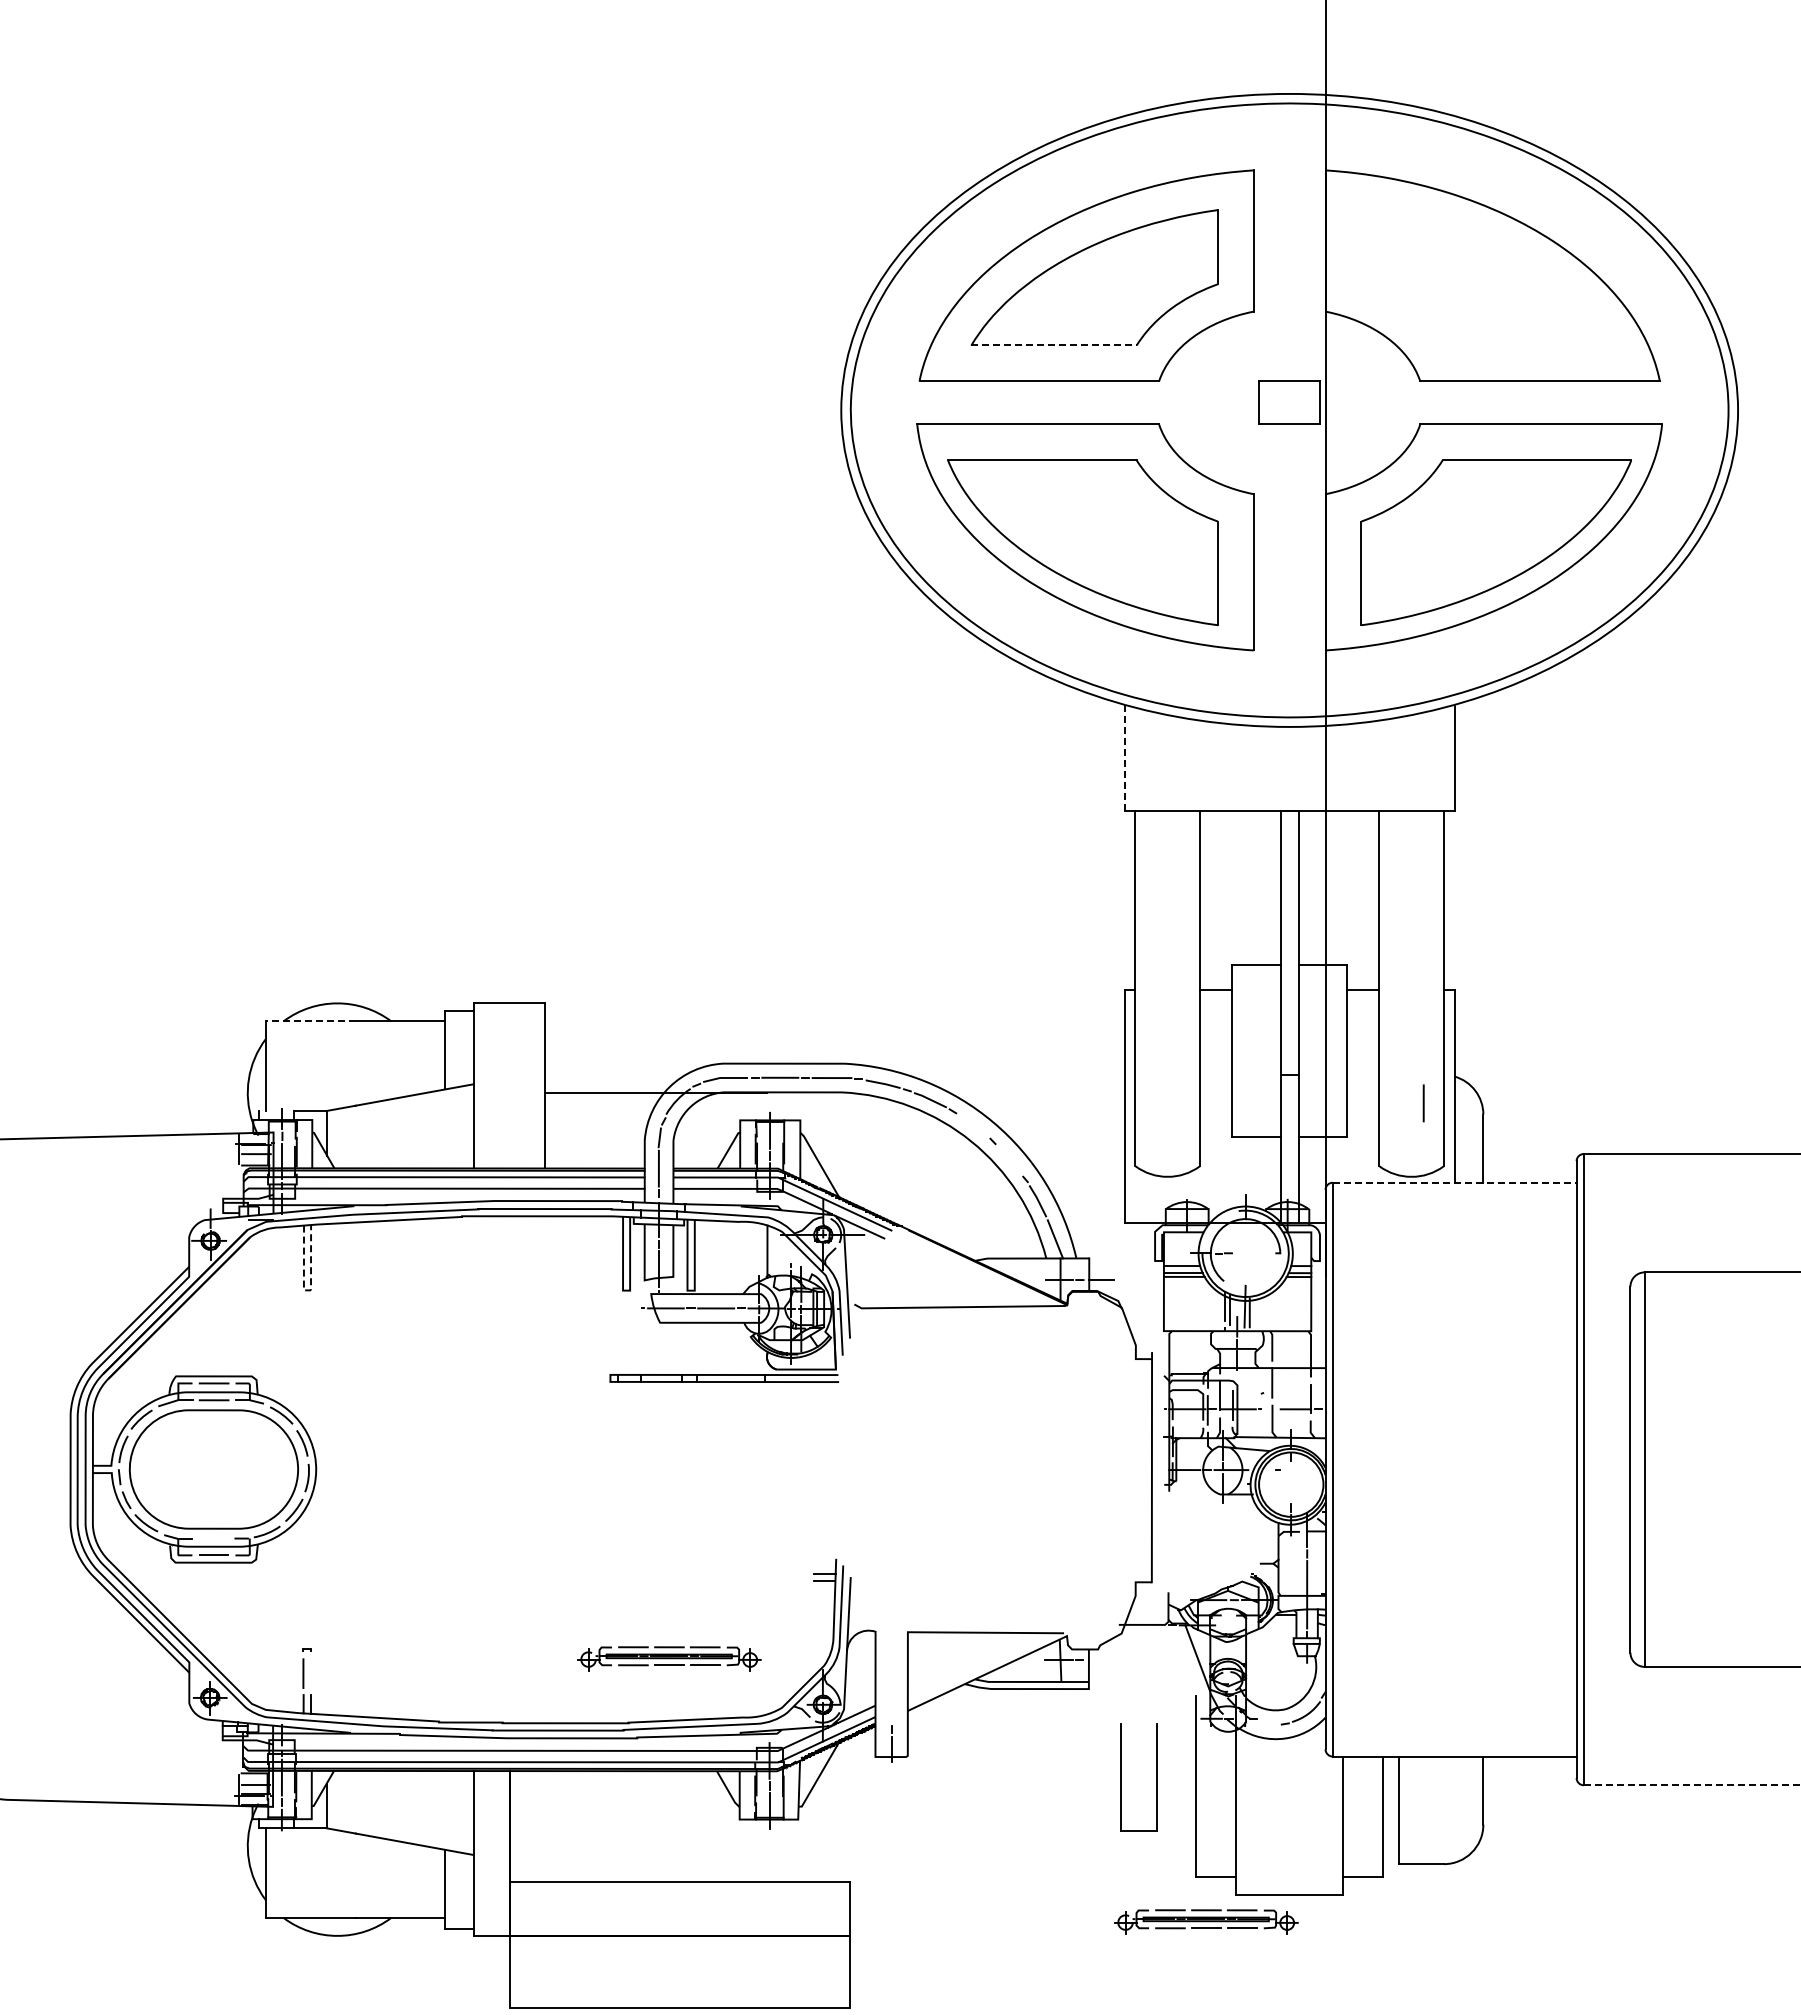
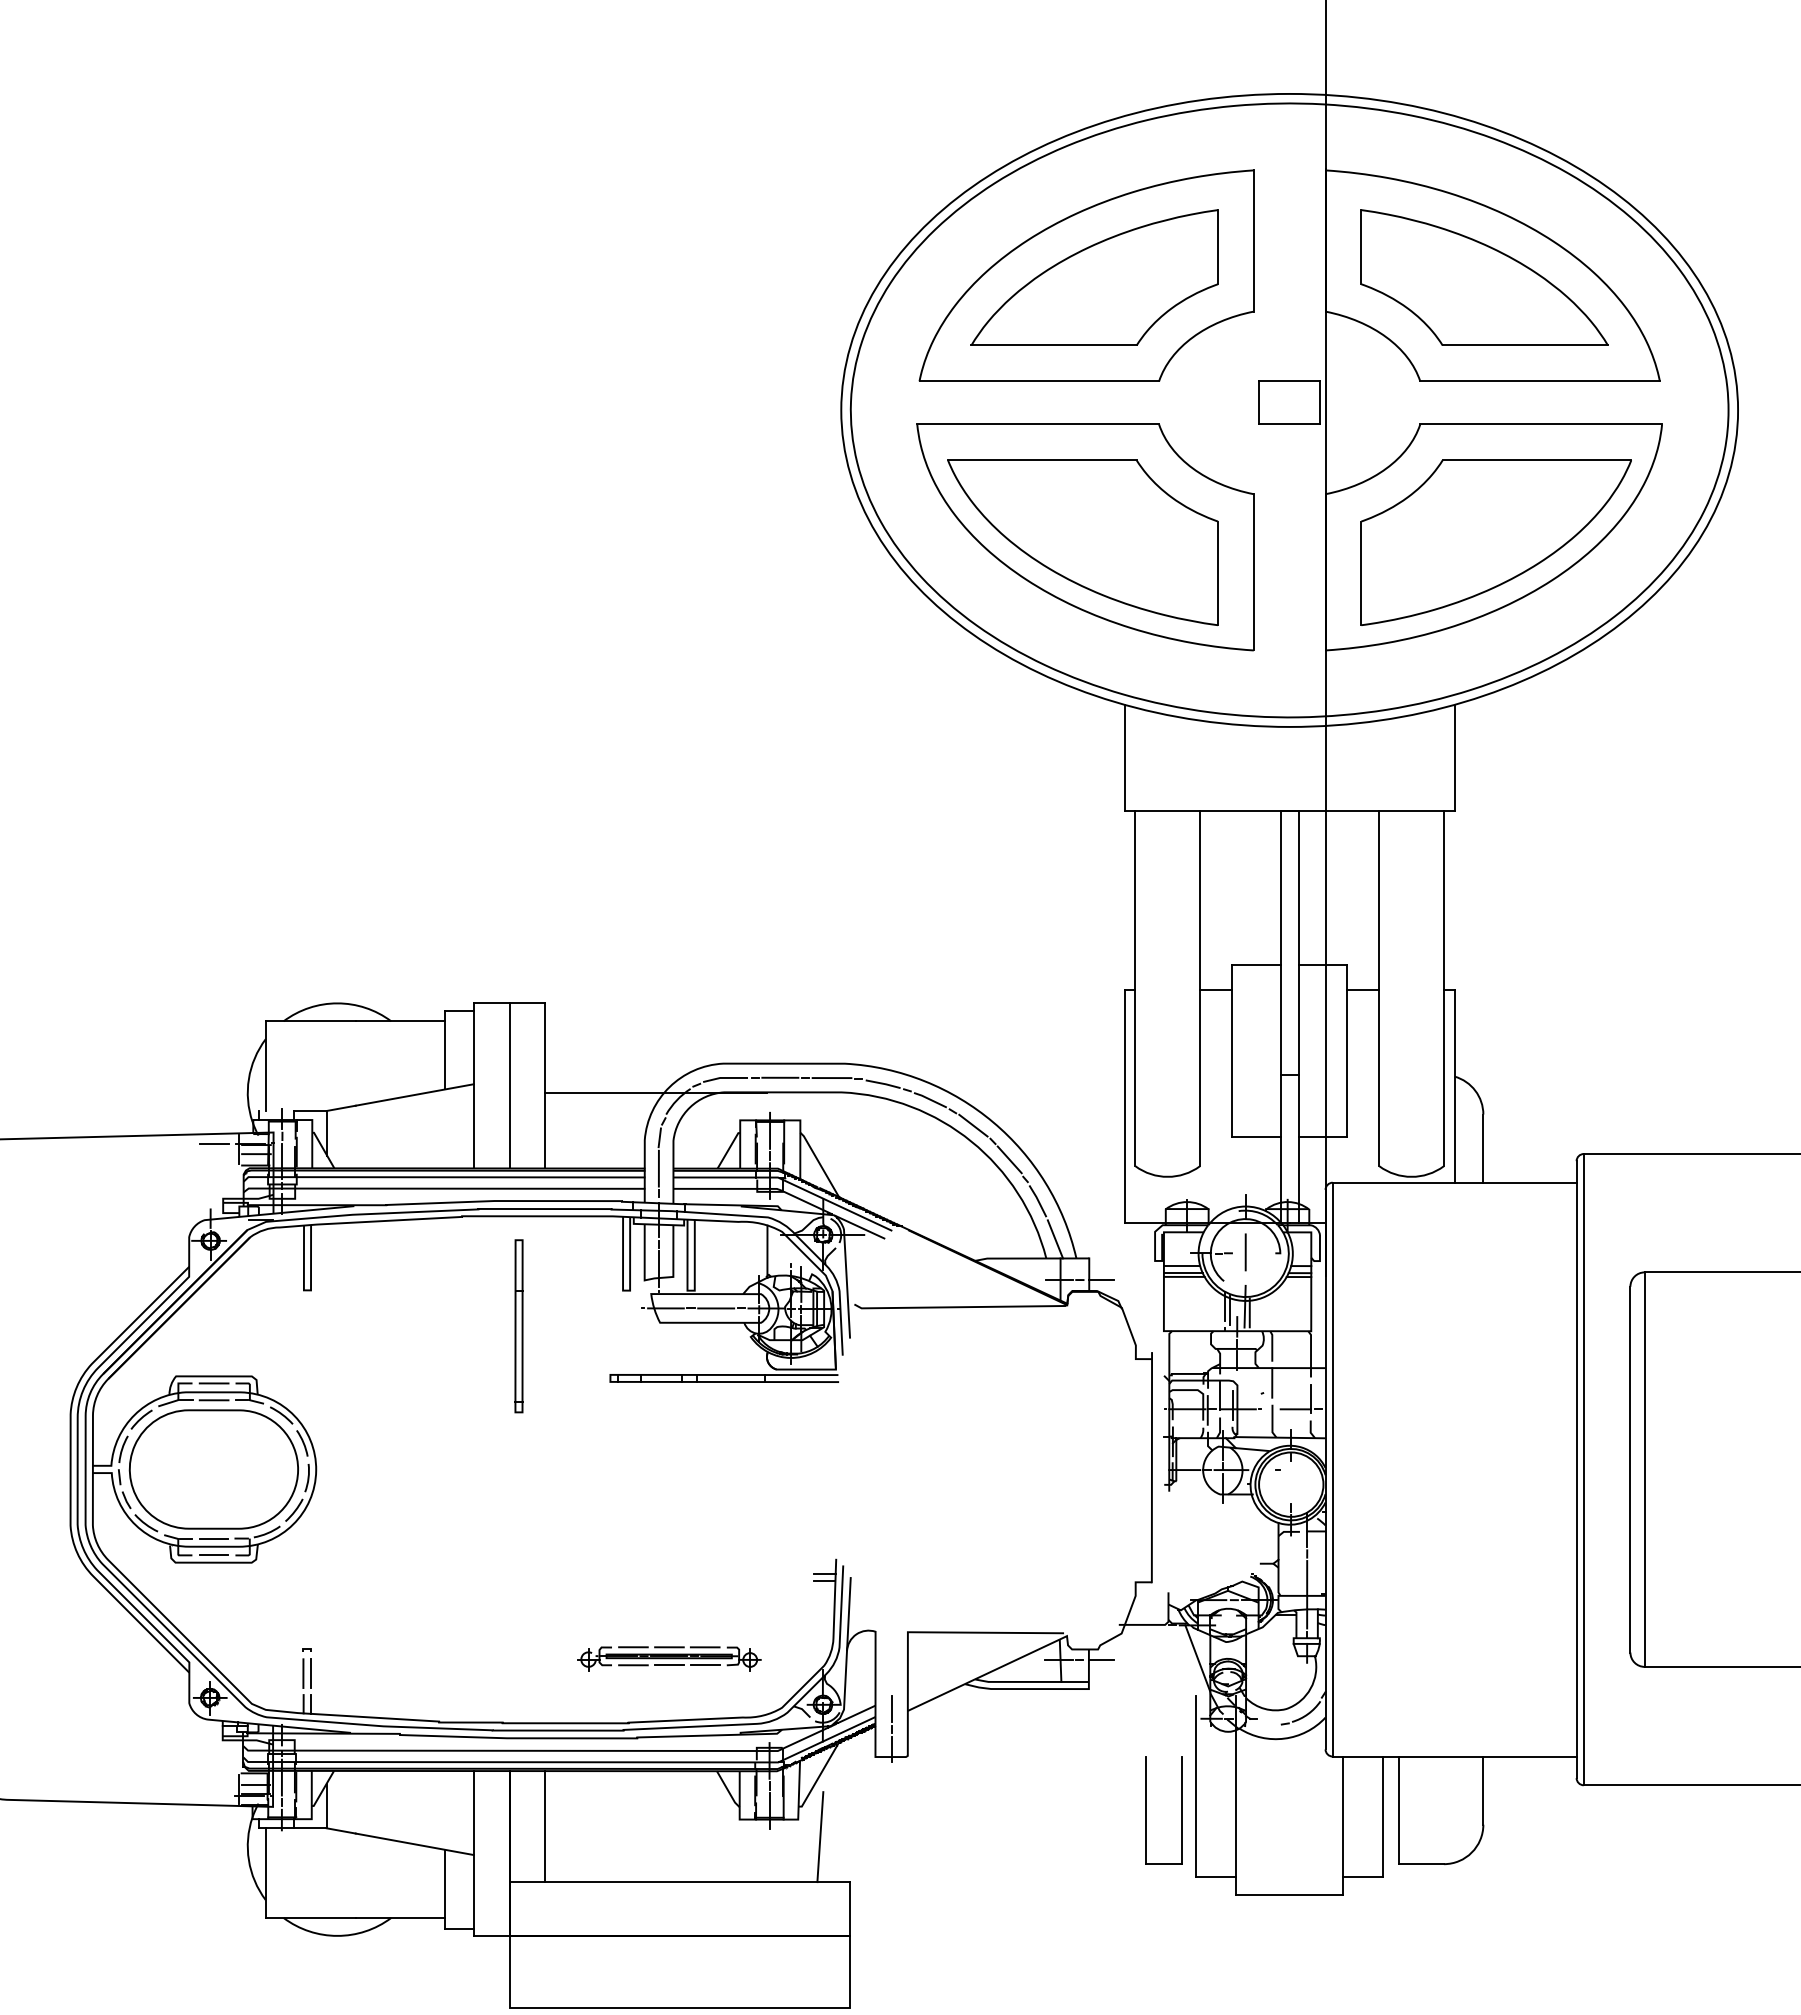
part: none -> present (1484, 277)
line: dashed -> solid (1054, 345)
line: dashed -> solid (1124, 758)
line: dashed -> solid (310, 1021)
line: none -> present (509, 1085)
line position: (1423, 1103) -> (1245, 1252) (1245, 1252)
line: none -> present (973, 1125)
line: none -> present (214, 1144)
line: none -> present (1009, 1159)
line: dashed -> solid (1454, 1182)
line: dashed -> solid (308, 1290)
part: none -> present (518, 1326)
line: none -> present (213, 1538)
line: none -> present (1100, 1660)
line: none -> present (310, 1673)
line: none -> present (891, 1709)
part position: (1121, 1777) -> (1146, 1810) (1146, 1810)
line: dashed -> solid (1692, 1785)
line: none -> present (545, 1826)
line: none -> present (820, 1837)
part: present -> none (1206, 1921)
